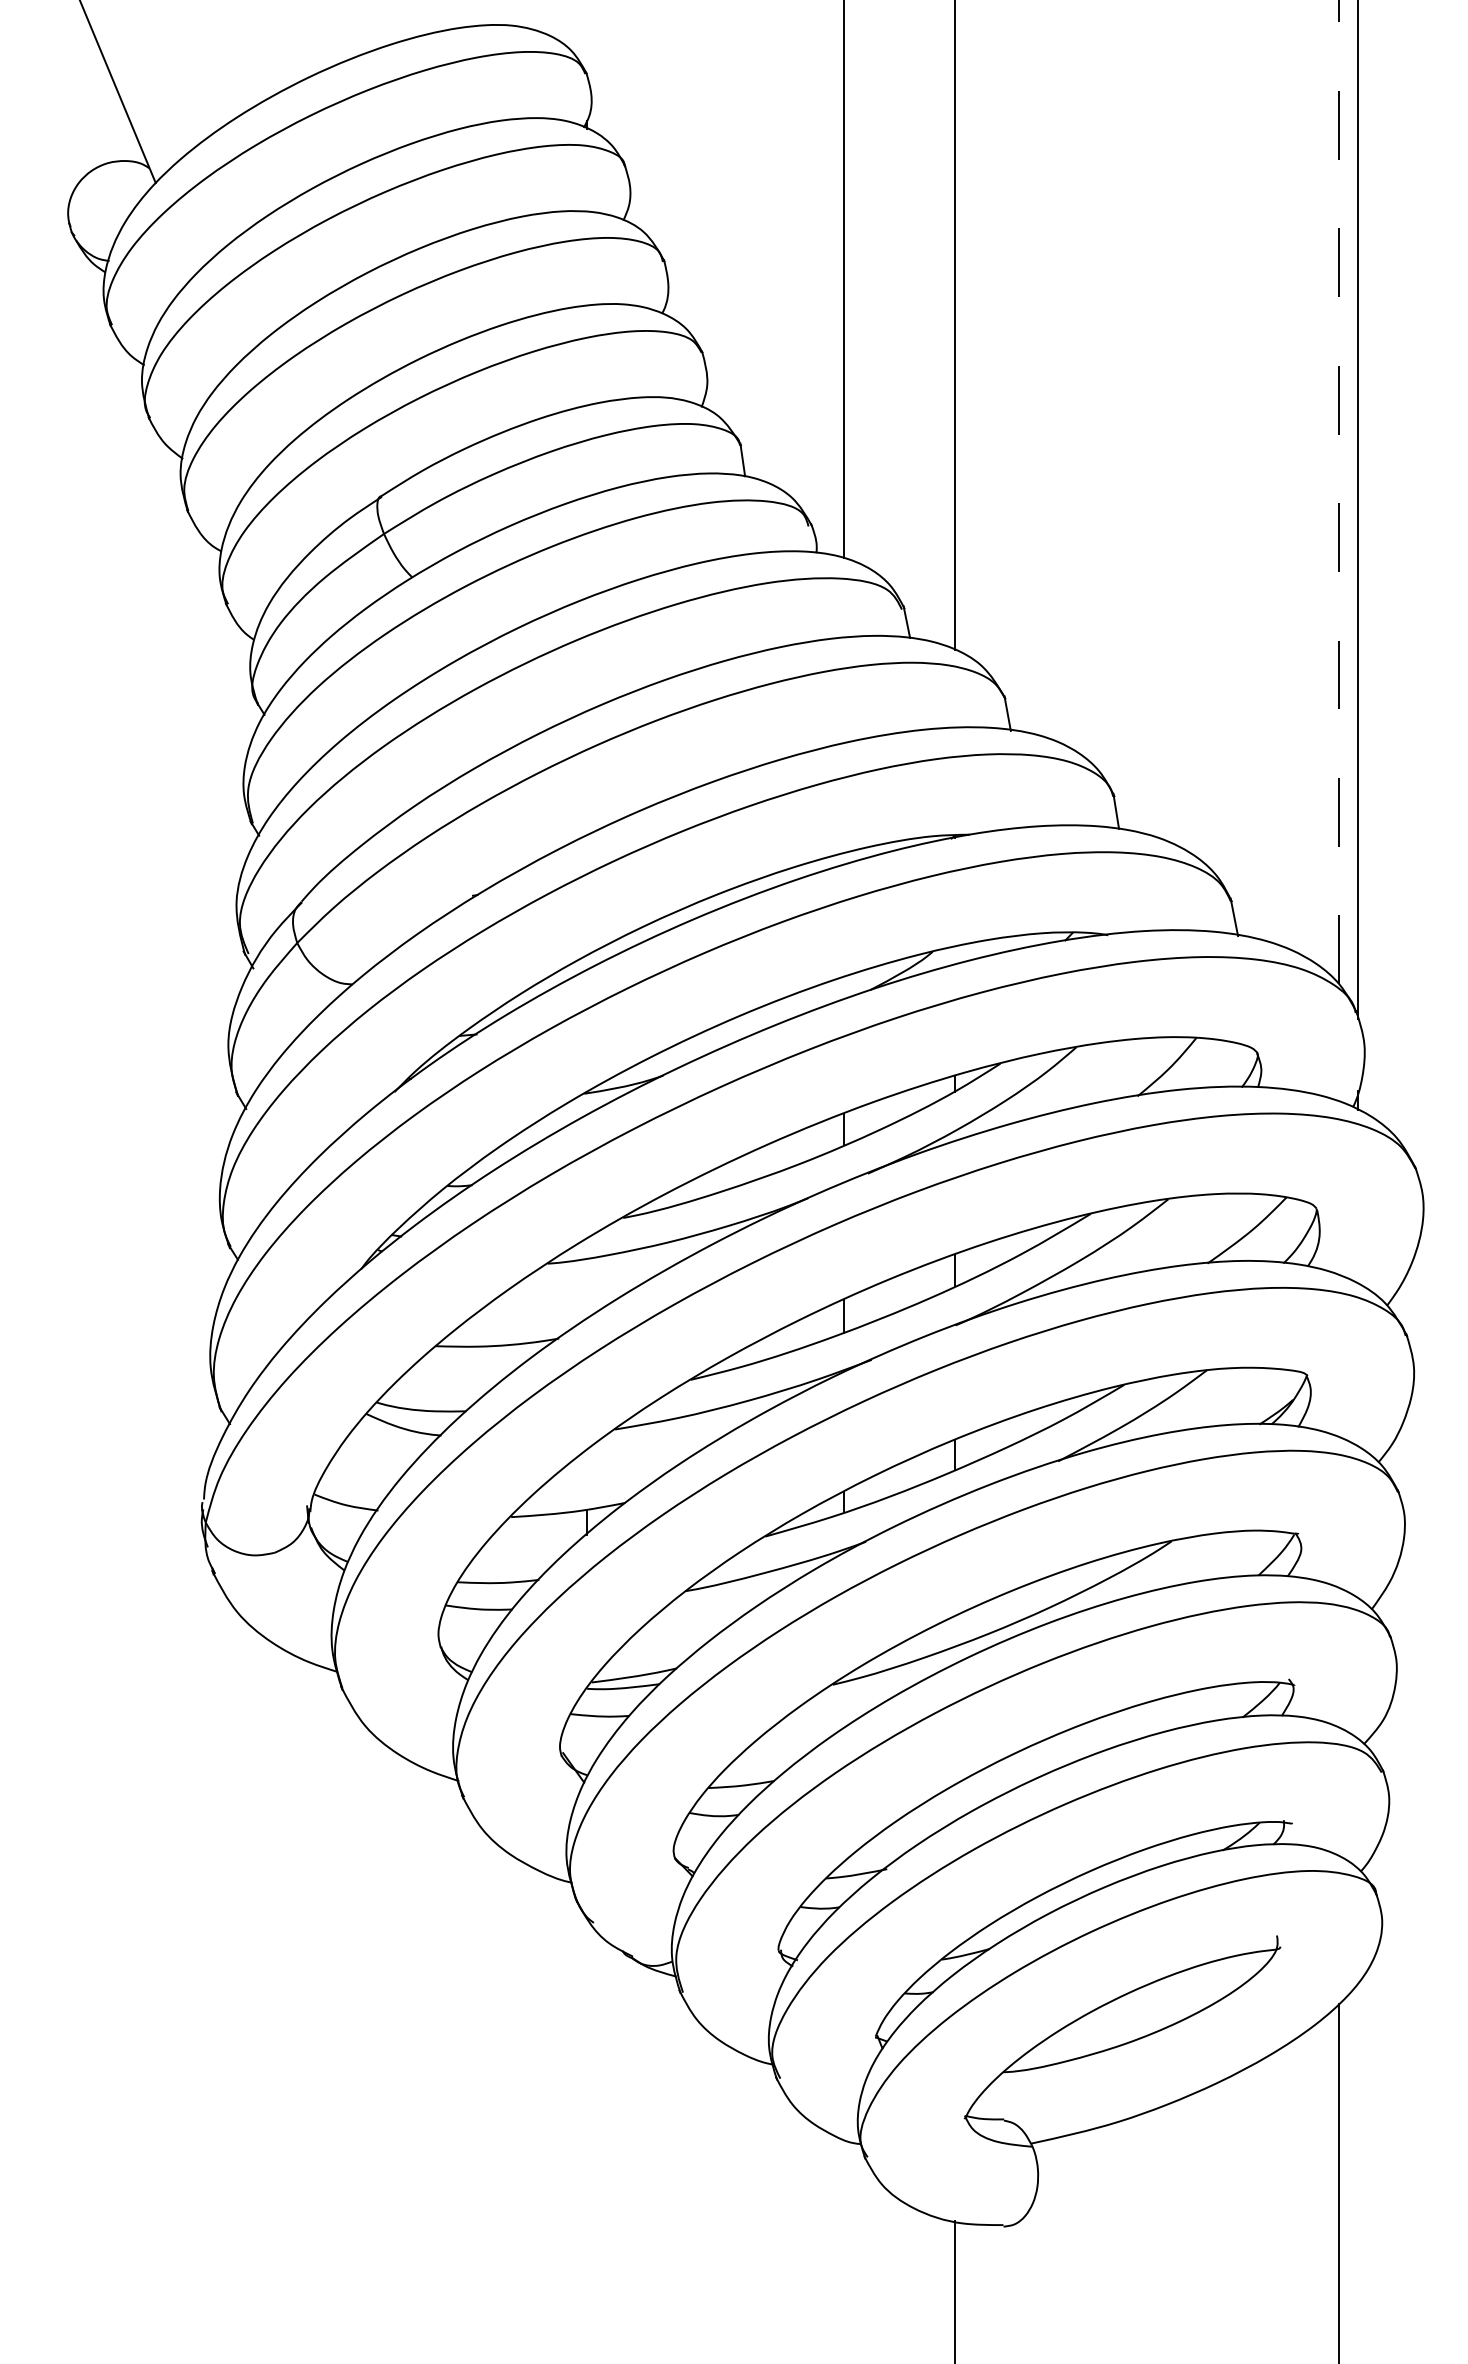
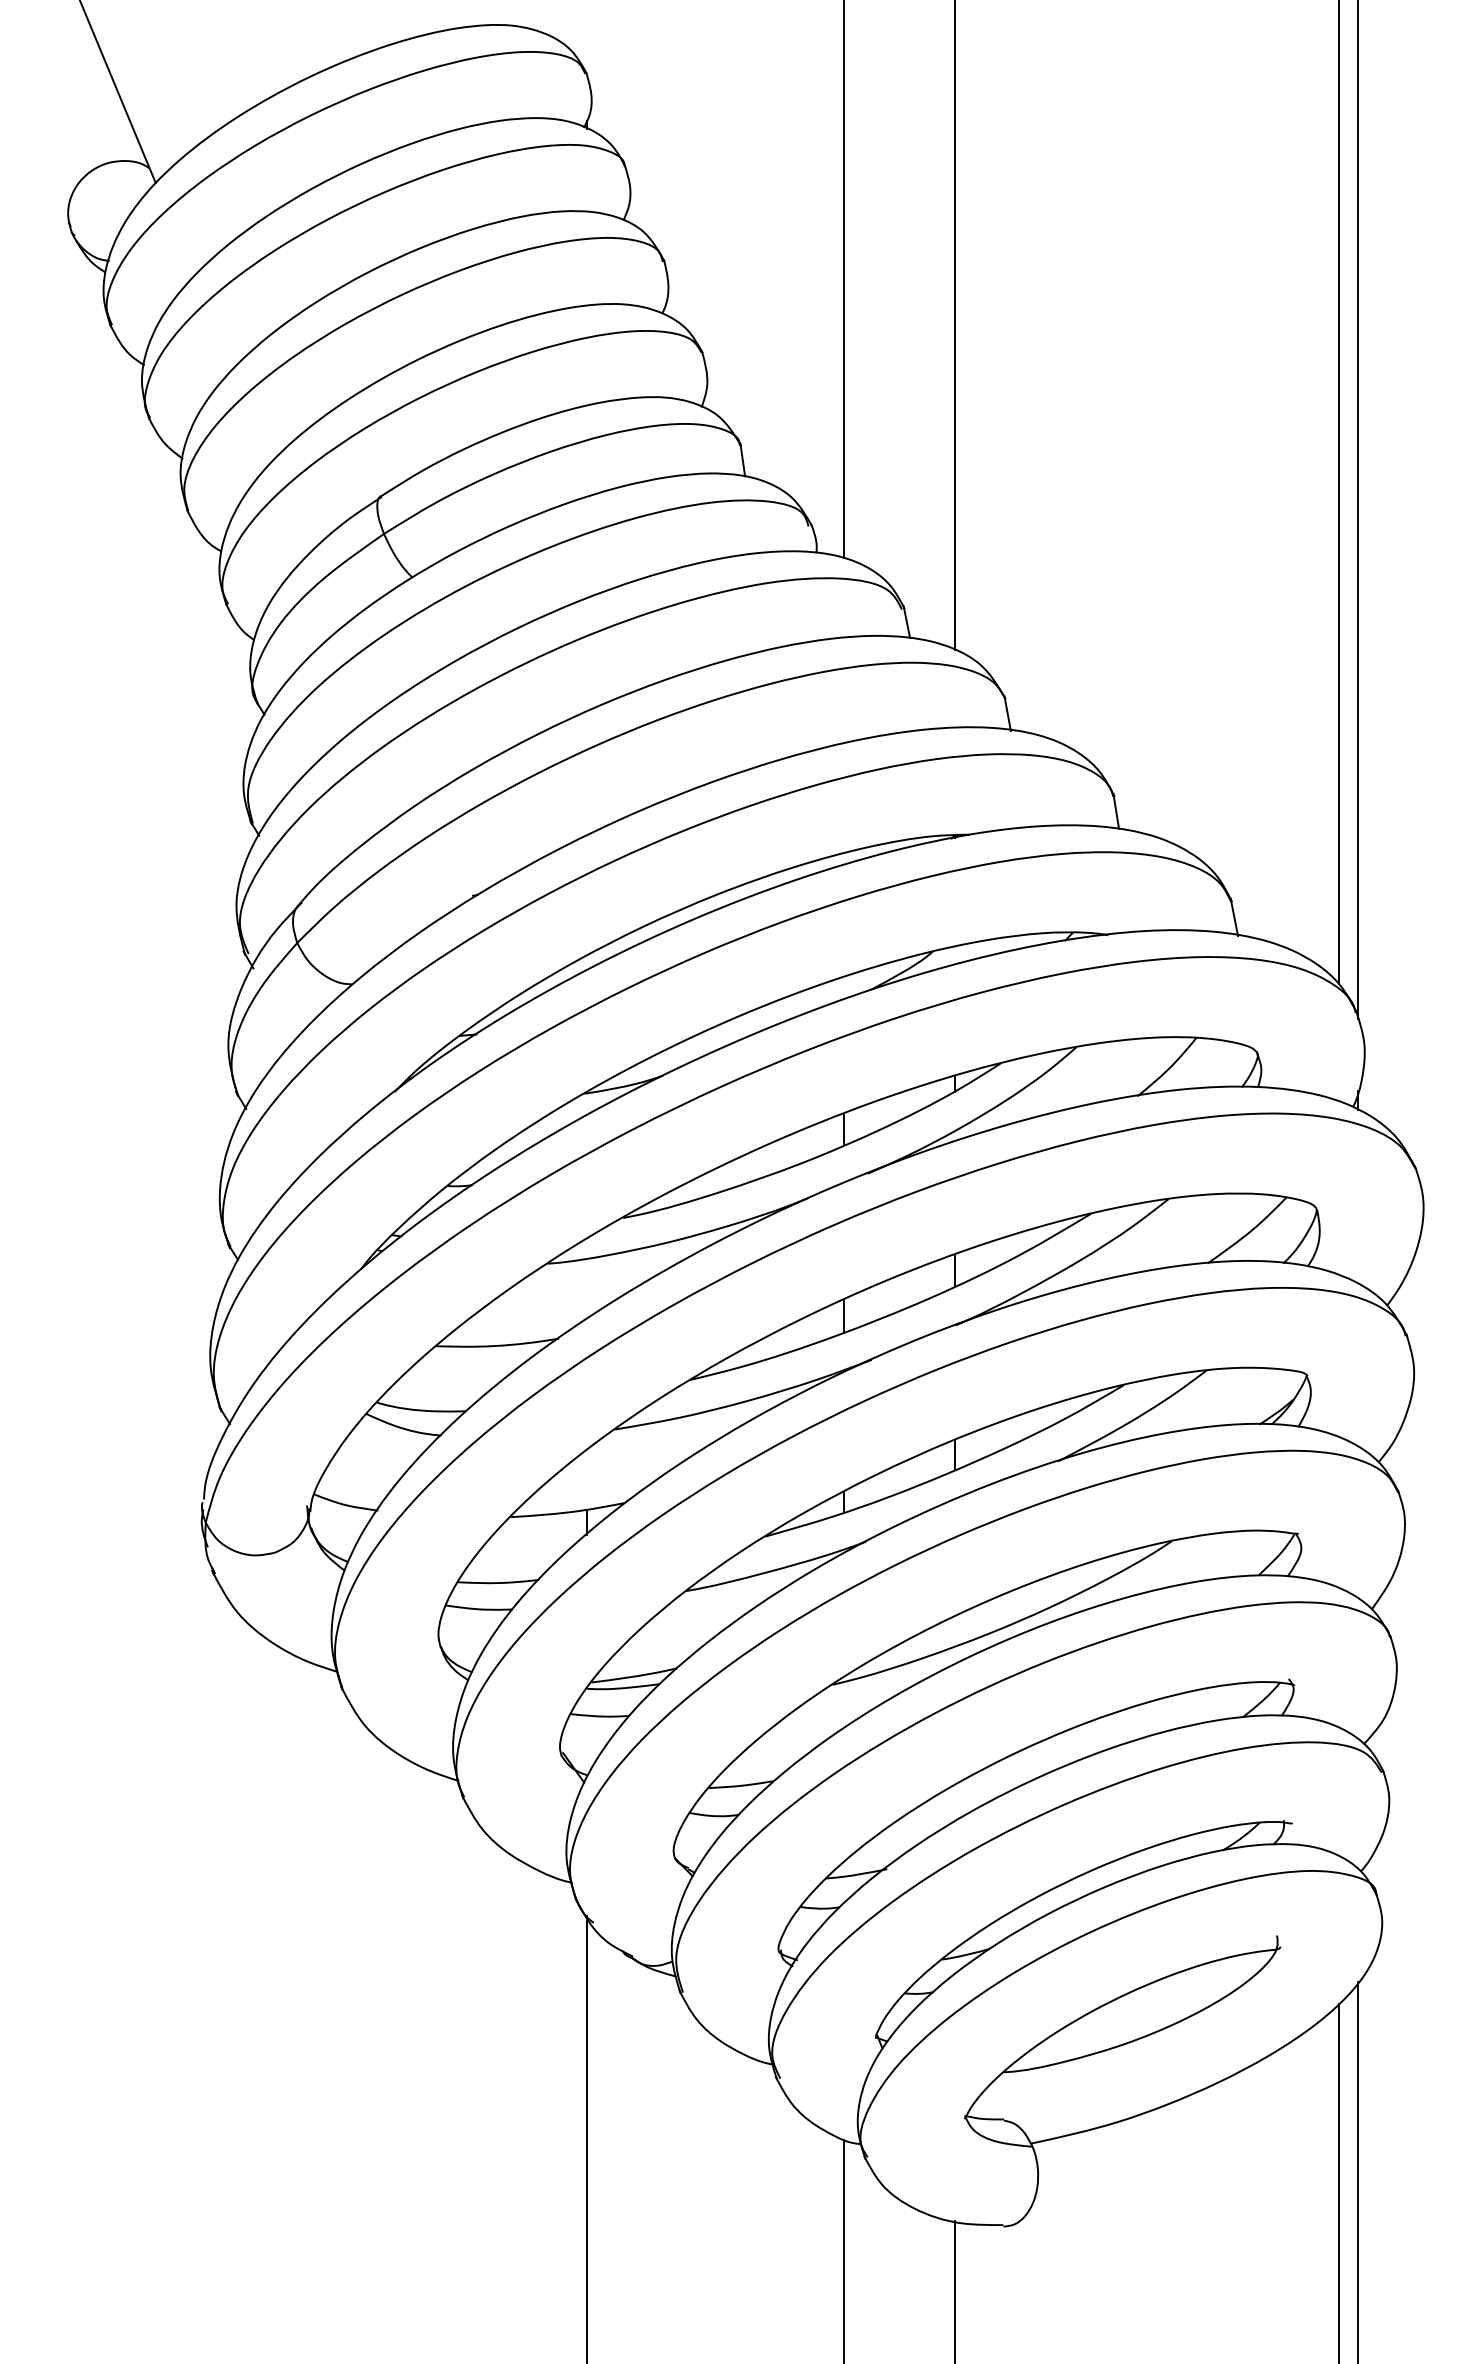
line: dashed -> solid (1339, 492)
line: none -> present (587, 2137)
line: none -> present (1358, 2171)
line: none -> present (844, 2249)
